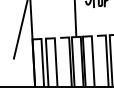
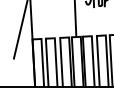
line: none -> present (97, 60)
line: none -> present (61, 61)
